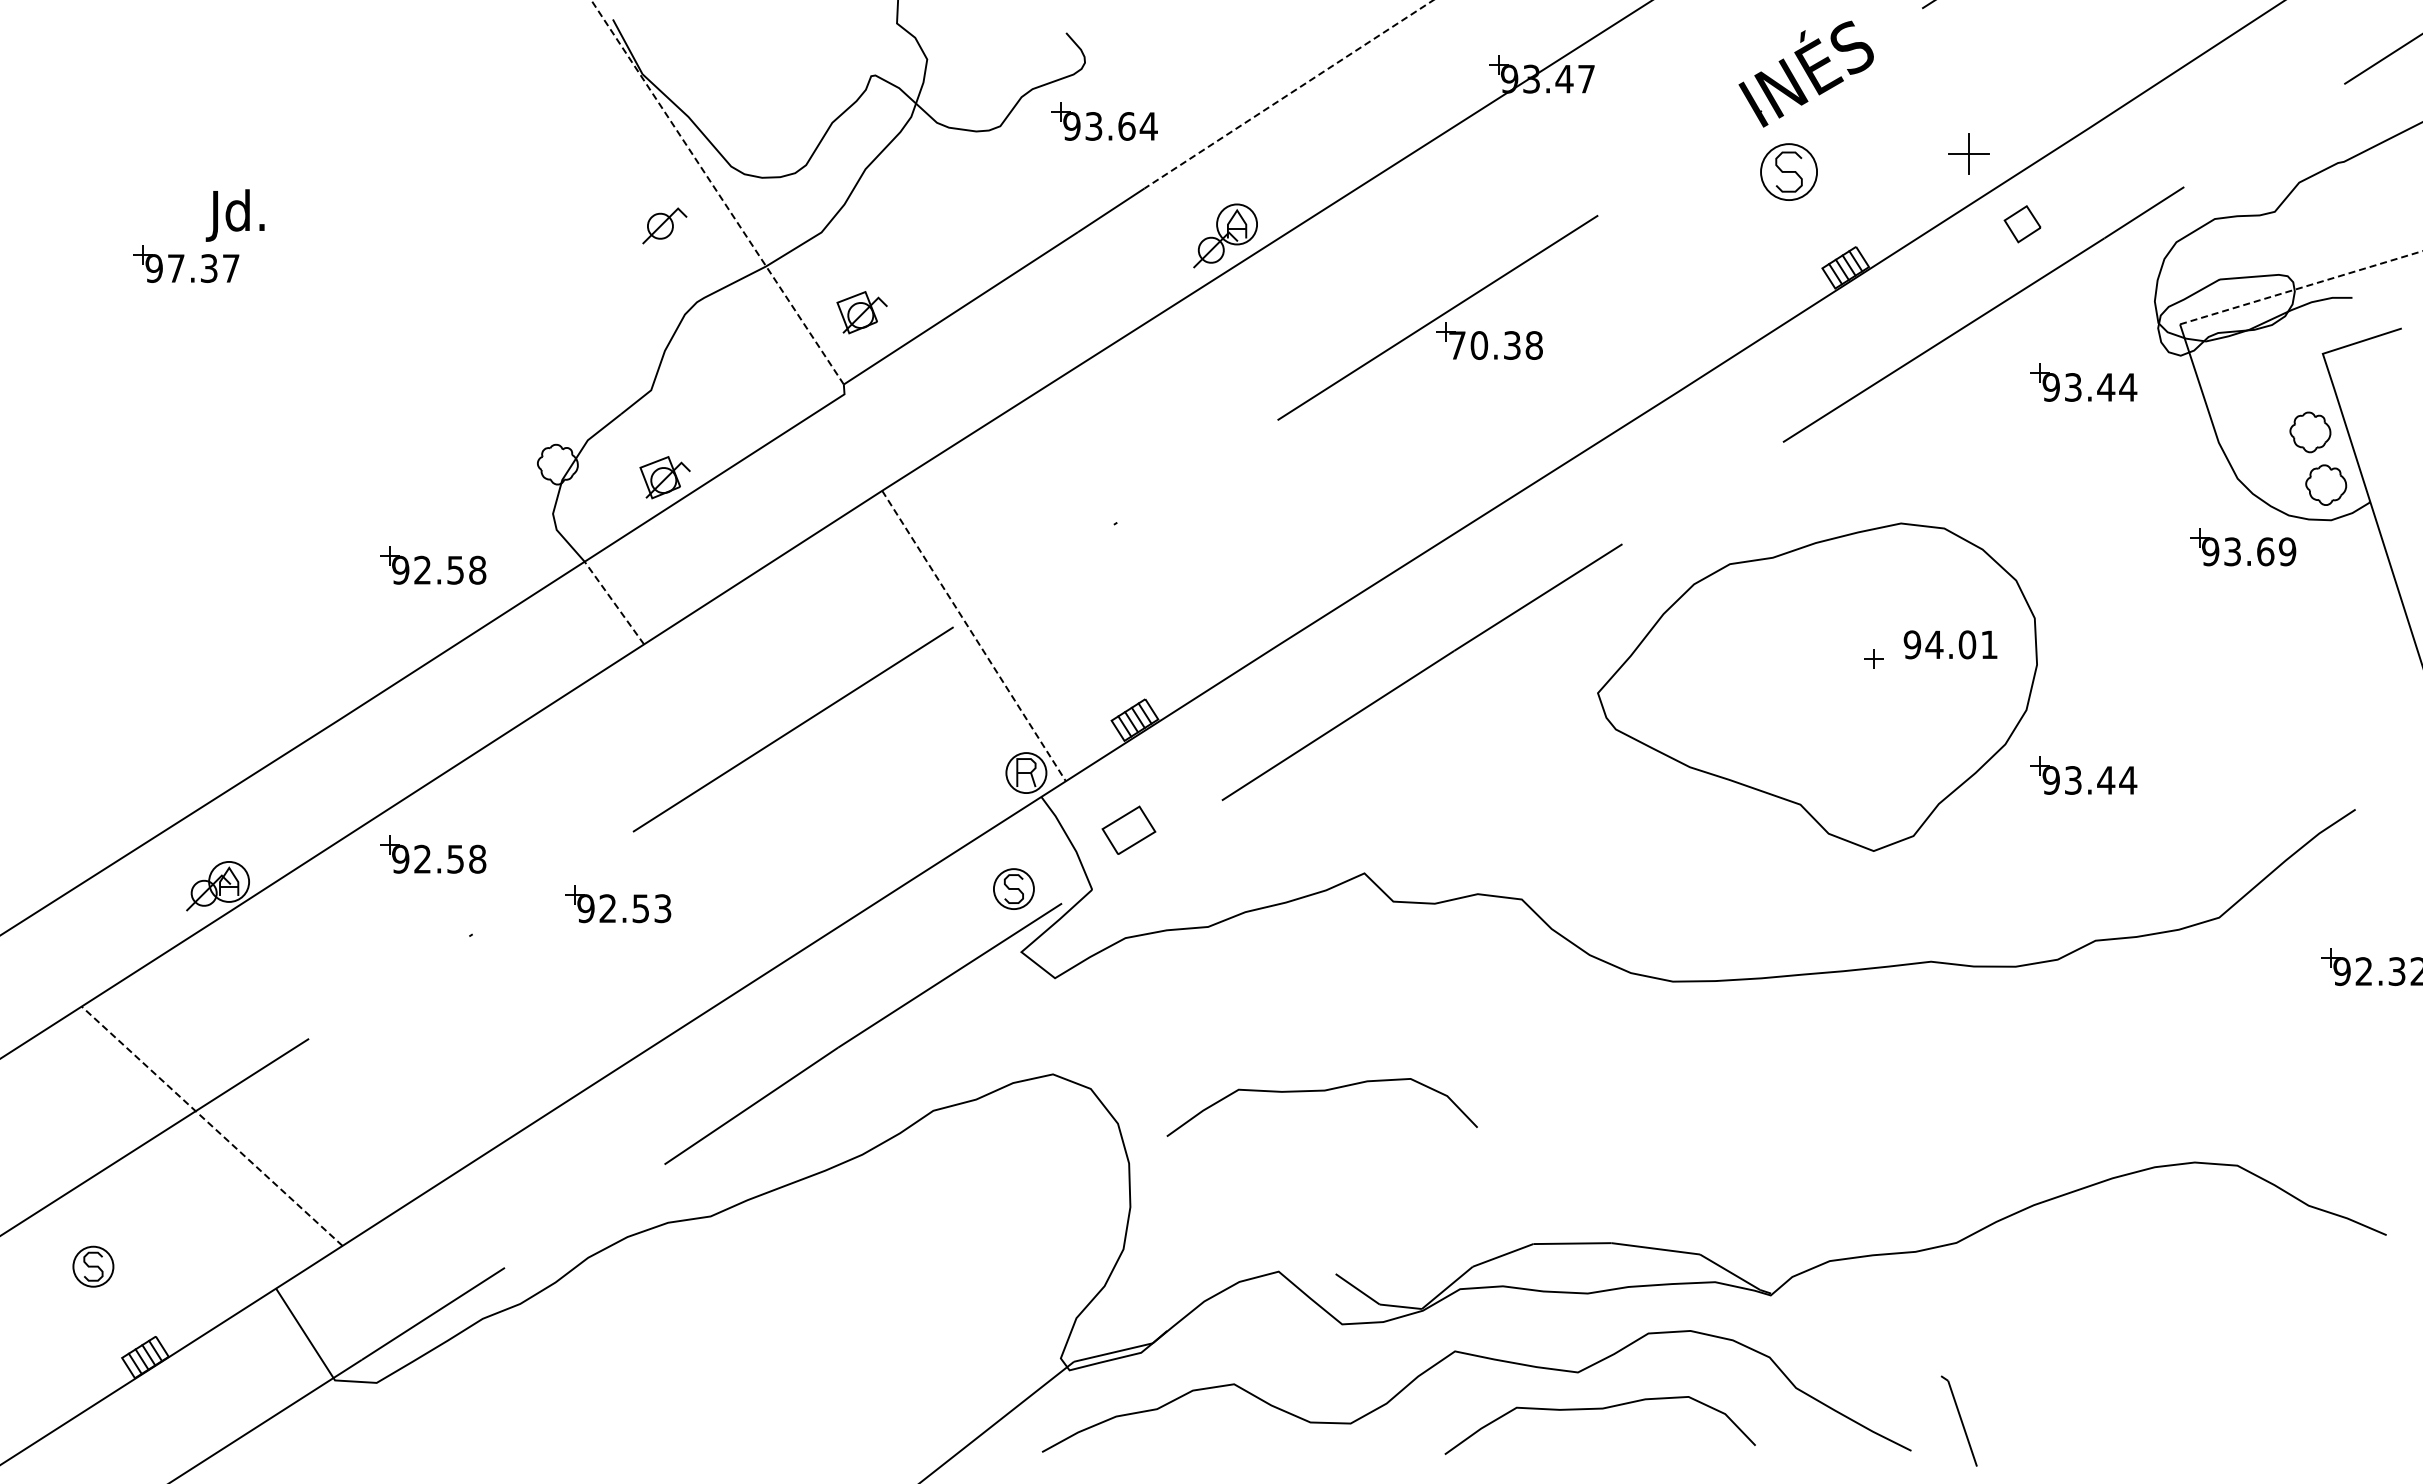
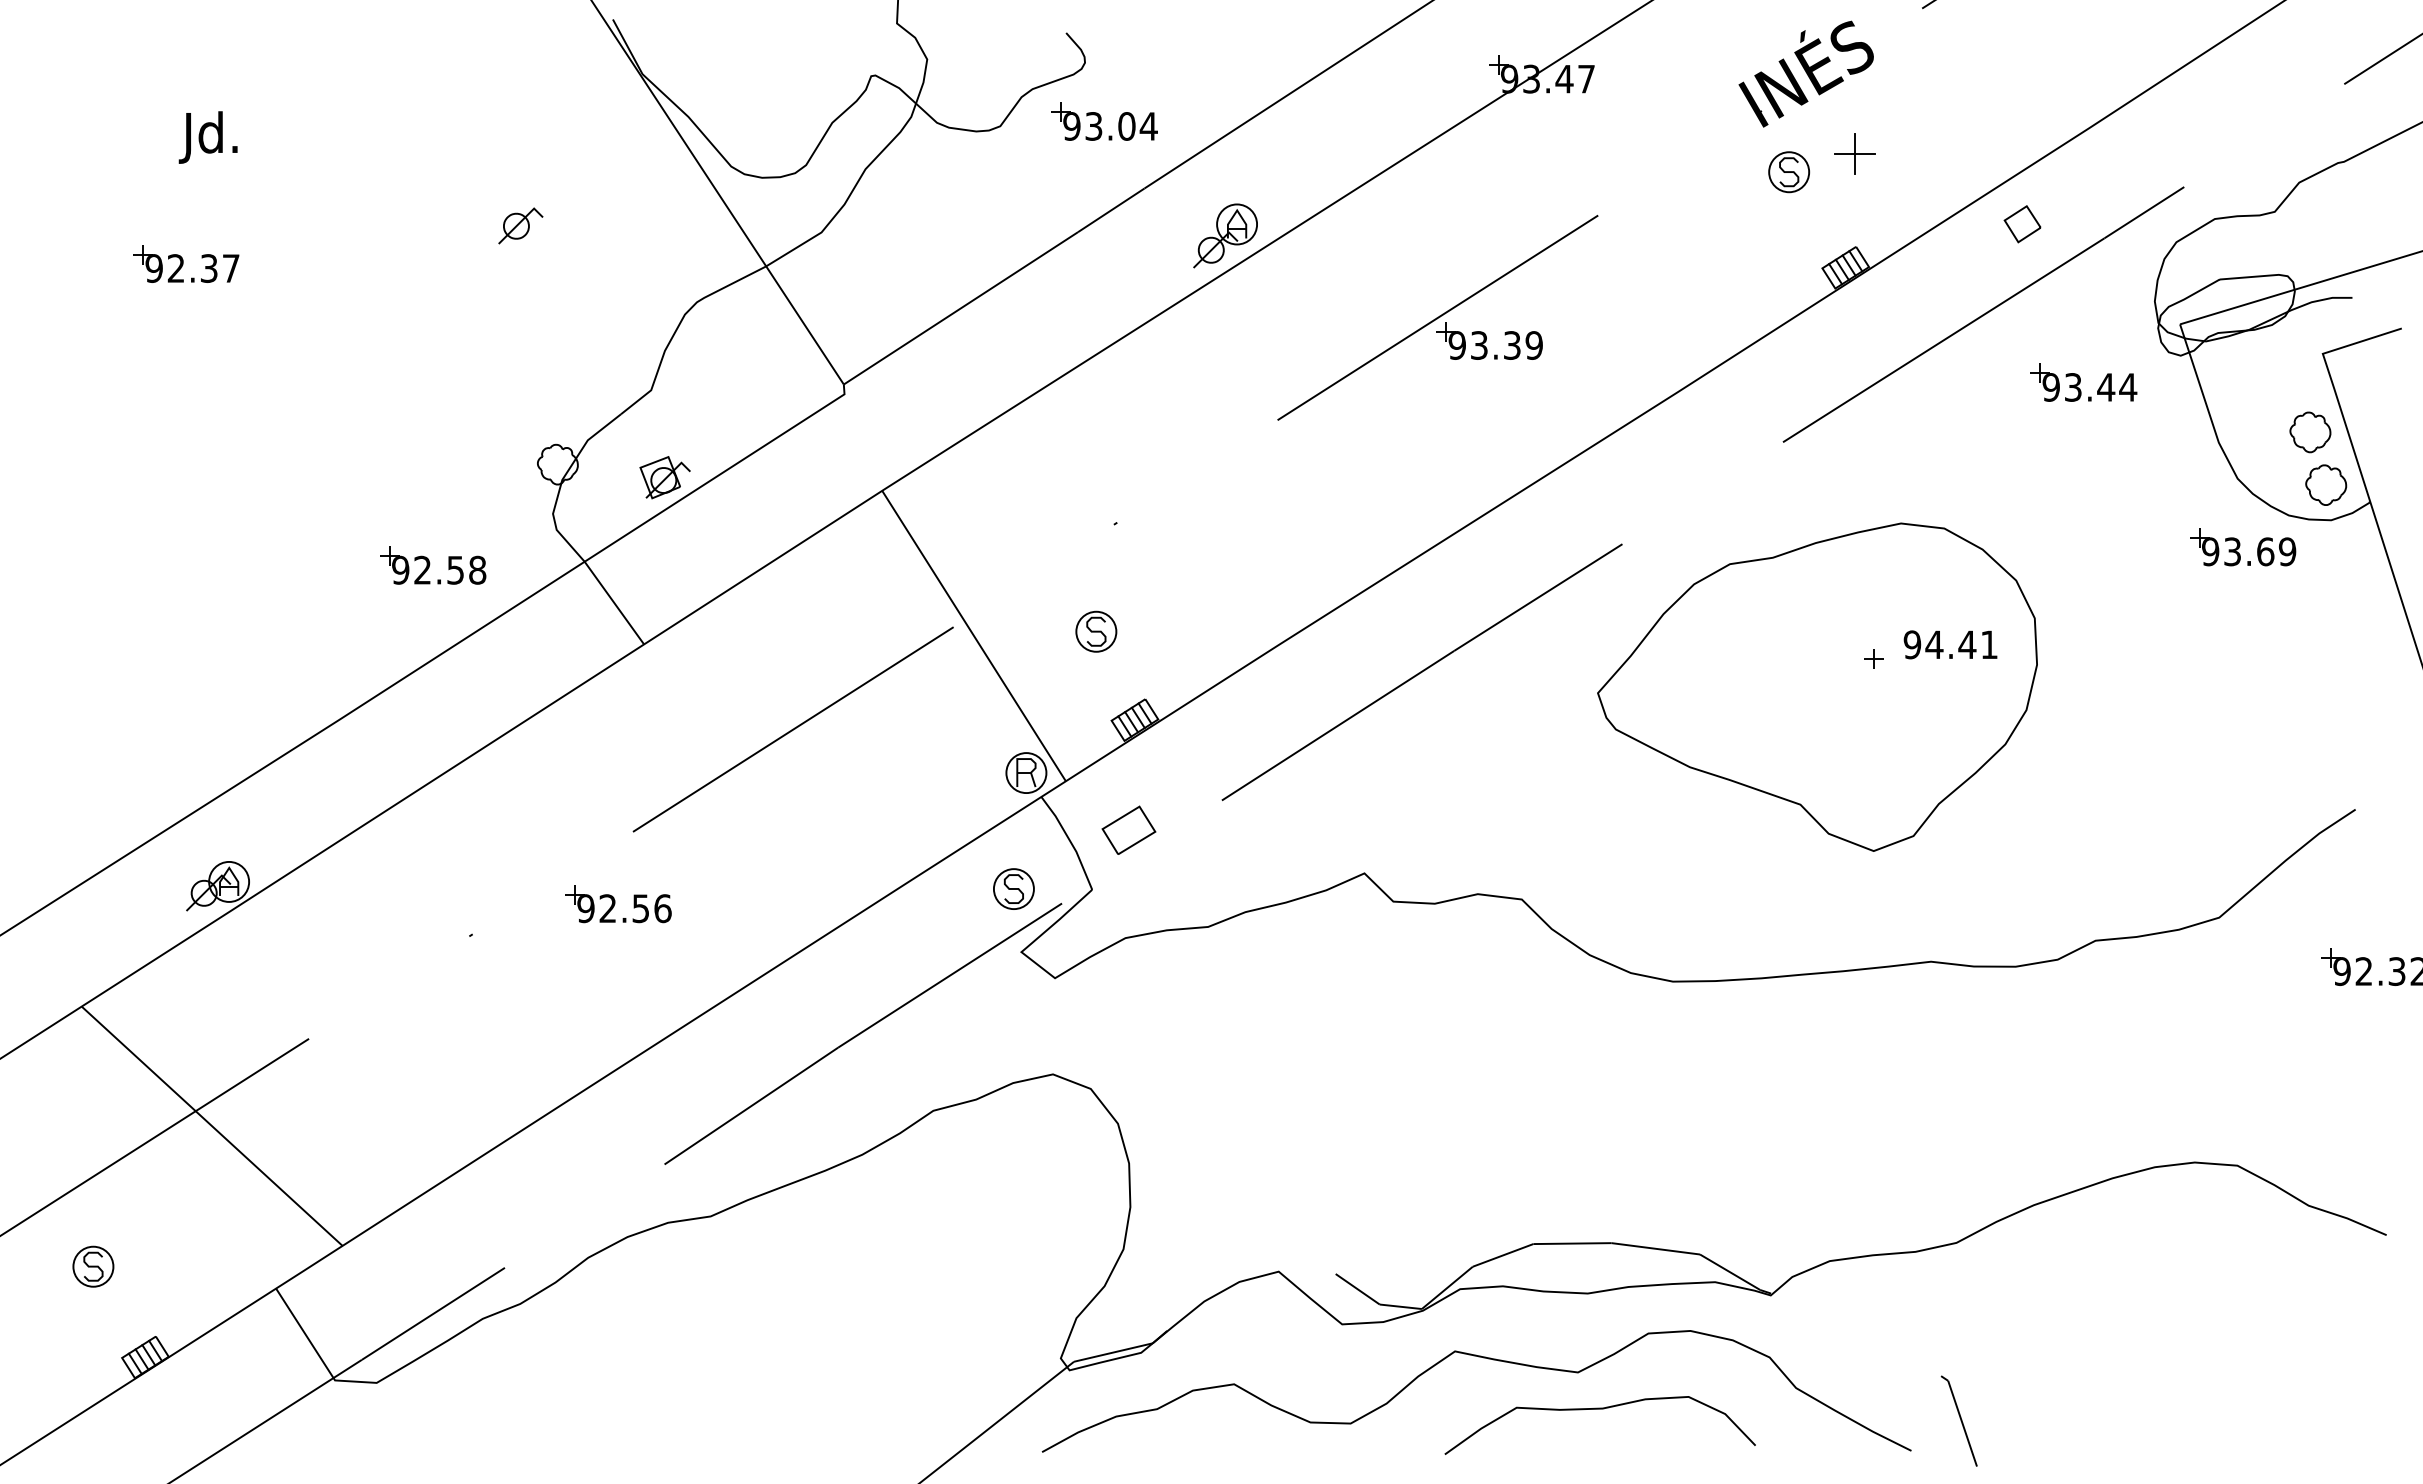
line: dashed -> solid (1288, 94)
text: 93.64 -> 93.04 (1126, 126)
part position: (1968, 153) -> (1854, 153) (1854, 153)
part size: 58x58 px -> 43x43 px (1789, 172)
line: dashed -> solid (717, 192)
text position: (234, 215) -> (207, 137) (207, 137)
part position: (664, 225) -> (520, 225) (520, 225)
text: 97.37 -> 92.37 (175, 268)
line: dashed -> solid (2301, 287)
part: present -> none (861, 312)
text: 70.38 -> 93.39 (1495, 345)
line: dashed -> solid (614, 603)
part: none -> present (1096, 631)
line: dashed -> solid (974, 636)
text: 94.01 -> 94.41 (1967, 644)
part: present -> none (2083, 775)
part: present -> none (433, 854)
text: 92.53 -> 92.56 (662, 908)
curve: present -> none (1321, 1091)
line: dashed -> solid (211, 1125)
